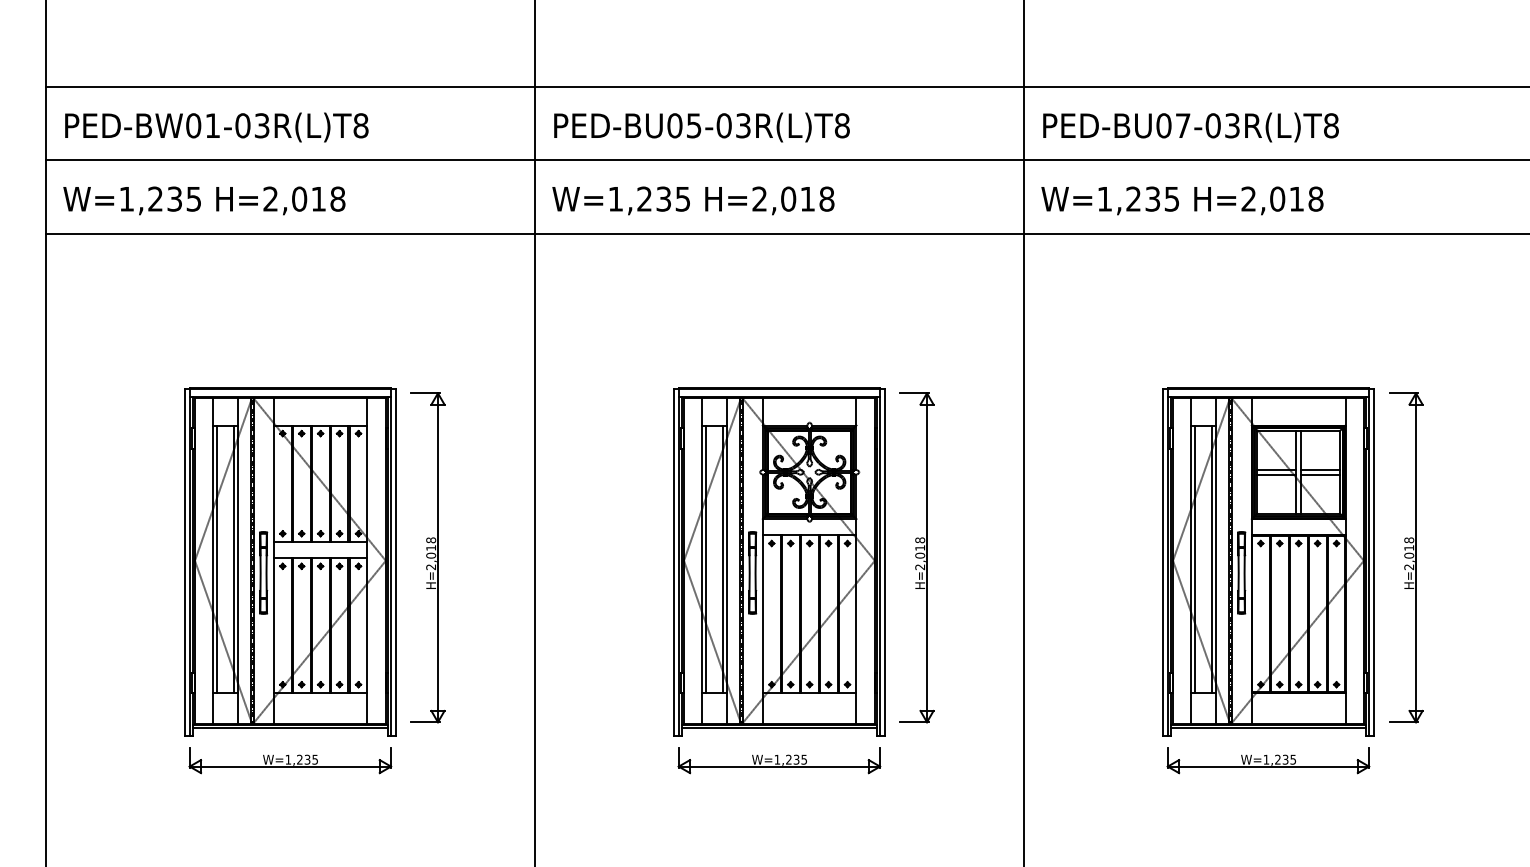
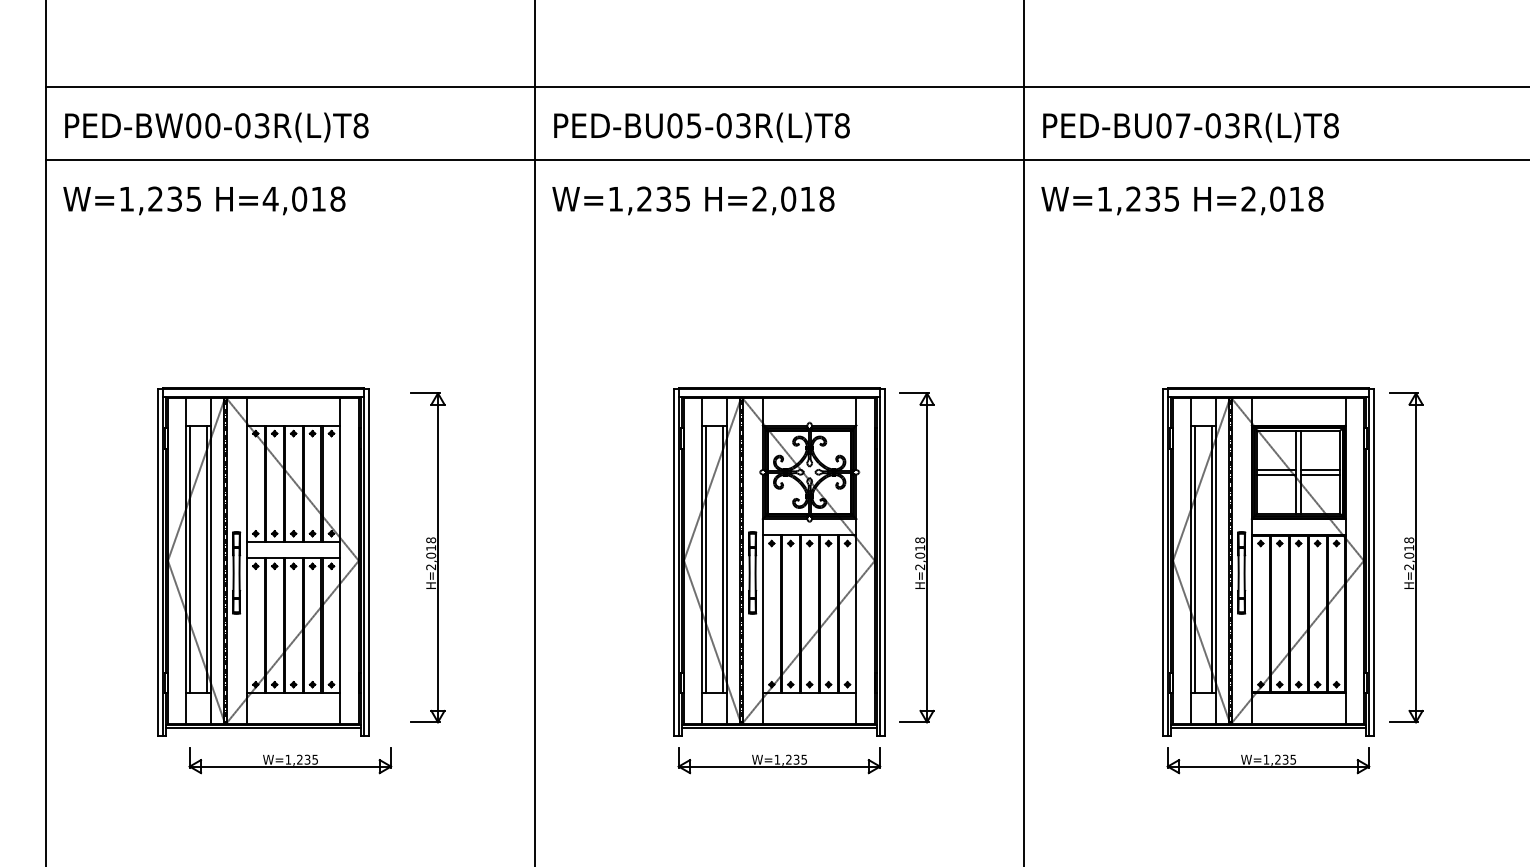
text: PED-BW01-03R(L)T8 -> PED-BW00-03R(L)T8 (212, 125)
text: H=2,018 -> H=4,018 (270, 198)
line: present -> none (785, 233)
part position: (290, 561) -> (263, 561) (263, 561)
